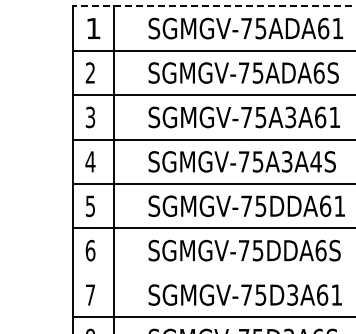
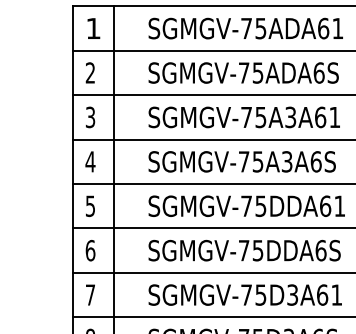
line: dashed -> solid (213, 6)
text: SGMGV-75A3A4S -> SGMGV-75A3A6S (315, 161)
line: none -> present (212, 272)
